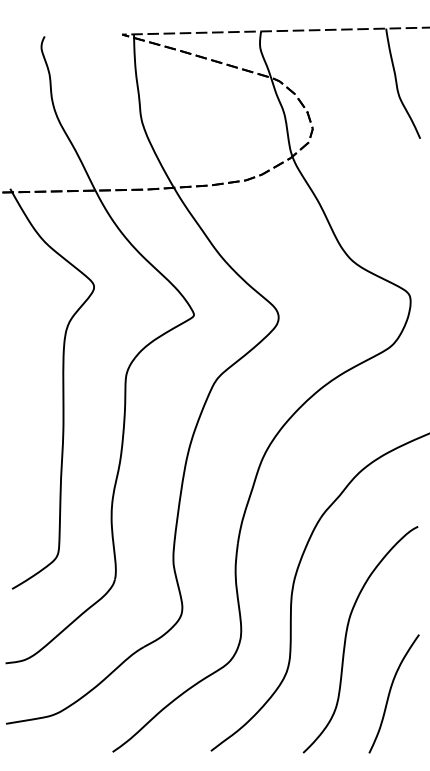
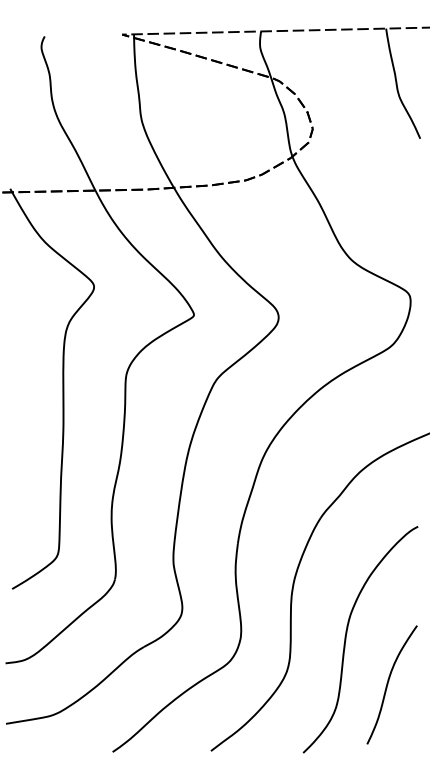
curve position: (390, 693) -> (388, 684) (388, 684)
